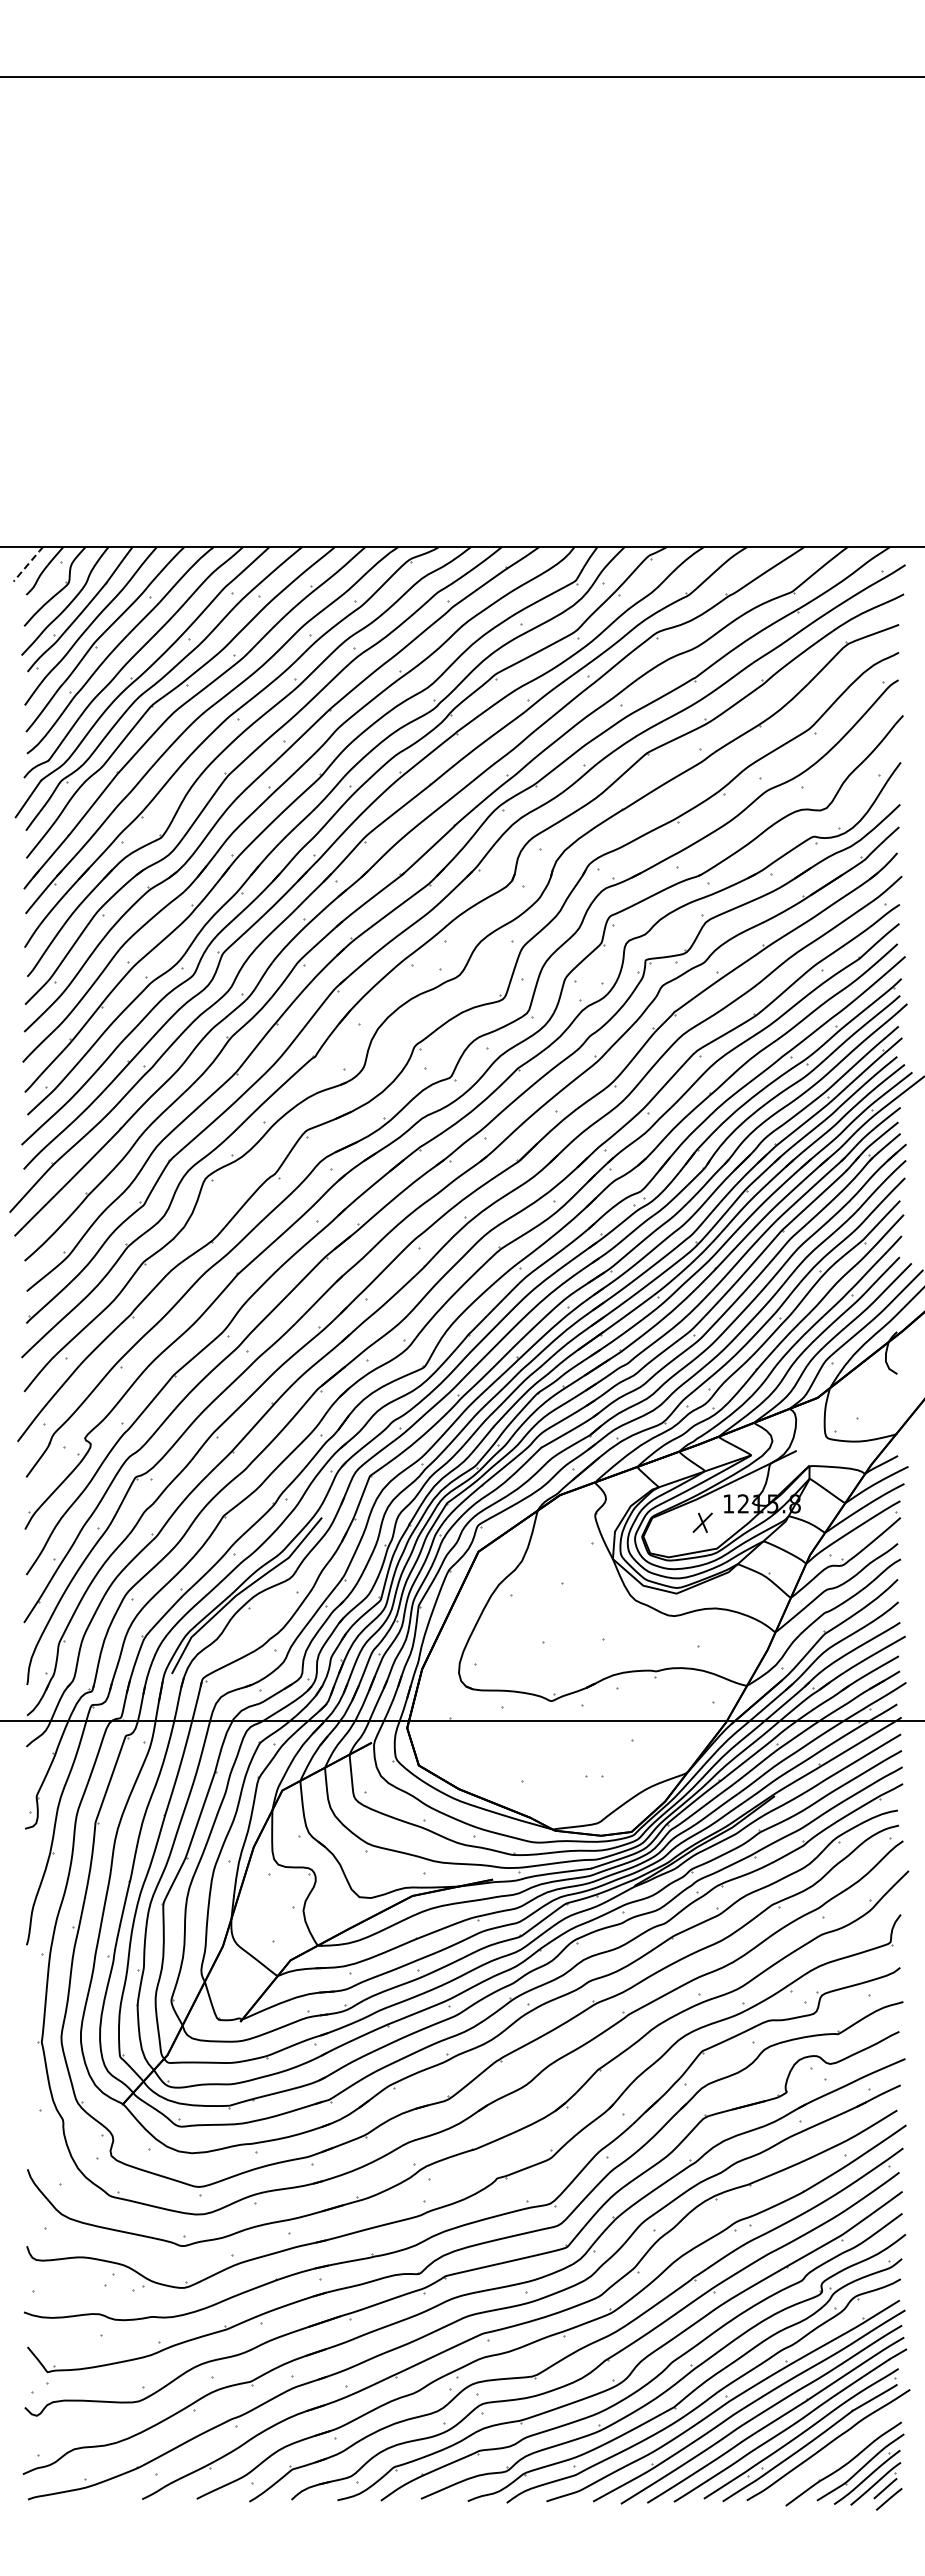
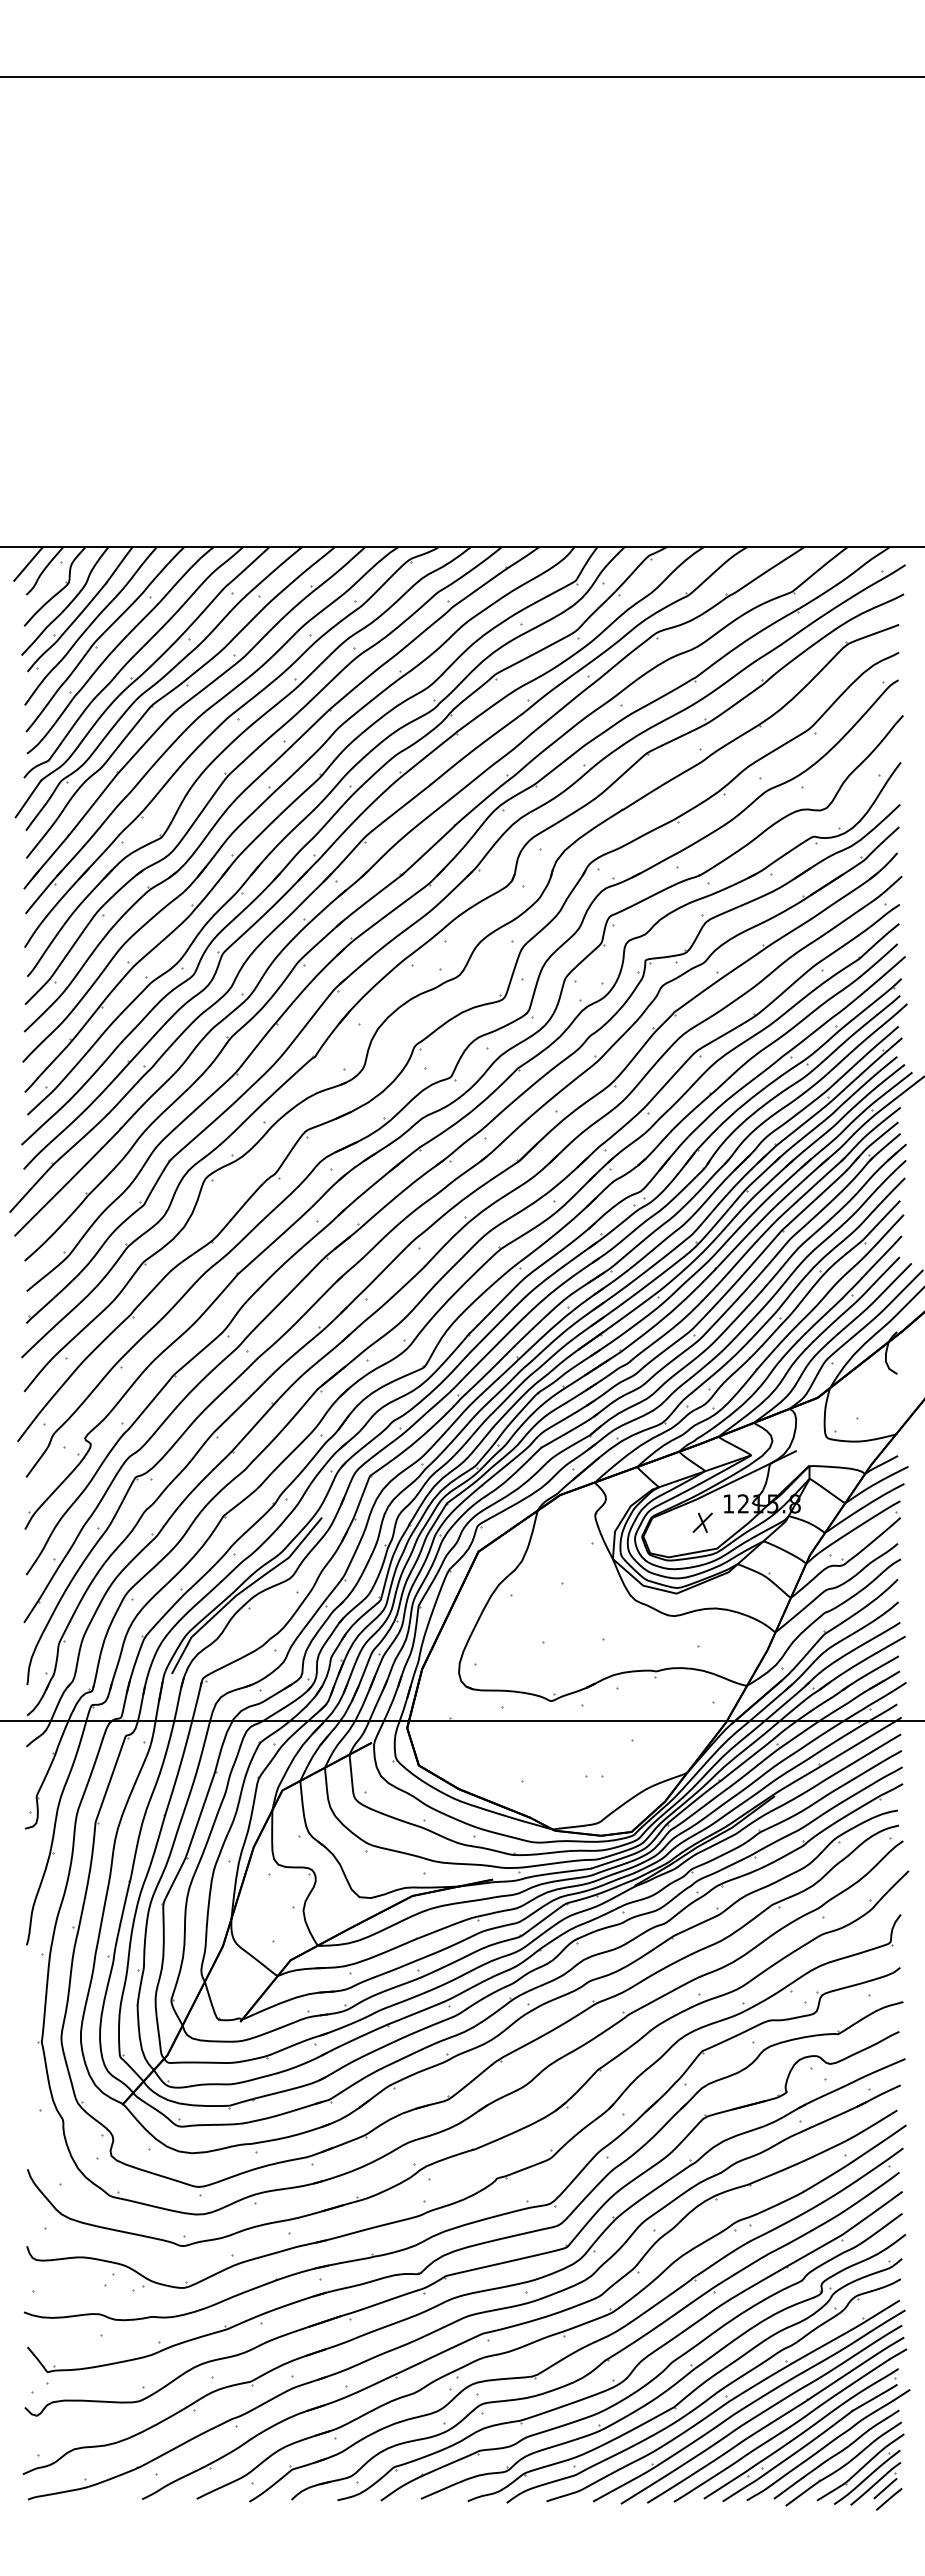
line: dashed -> solid (28, 564)
curve: none -> present (836, 2454)
